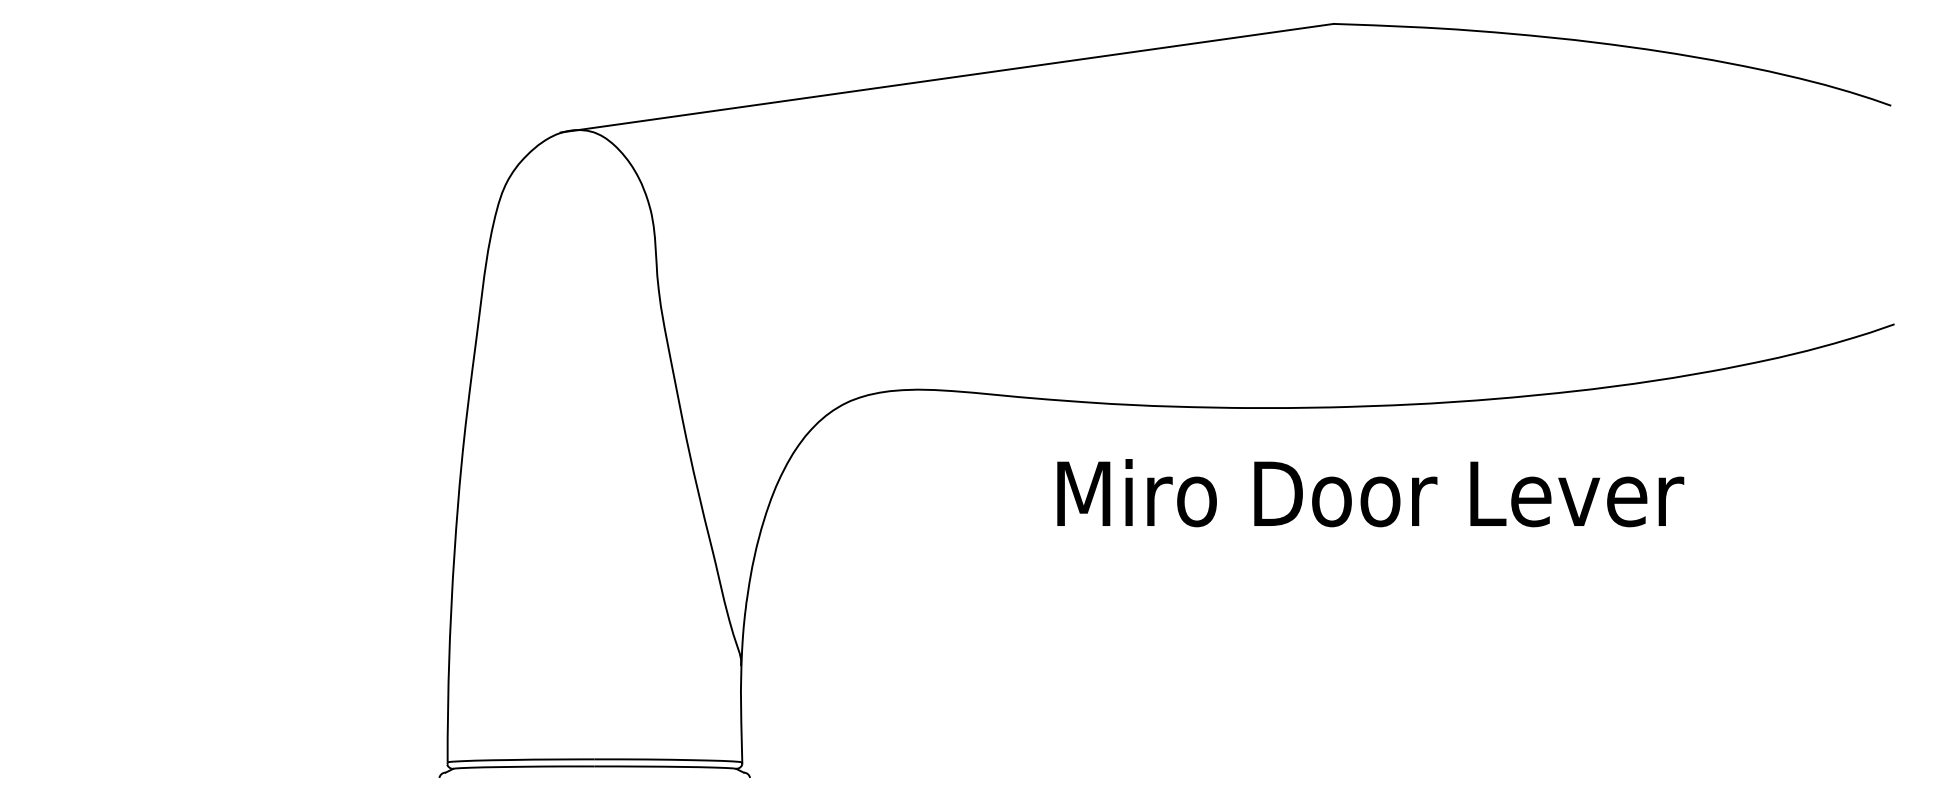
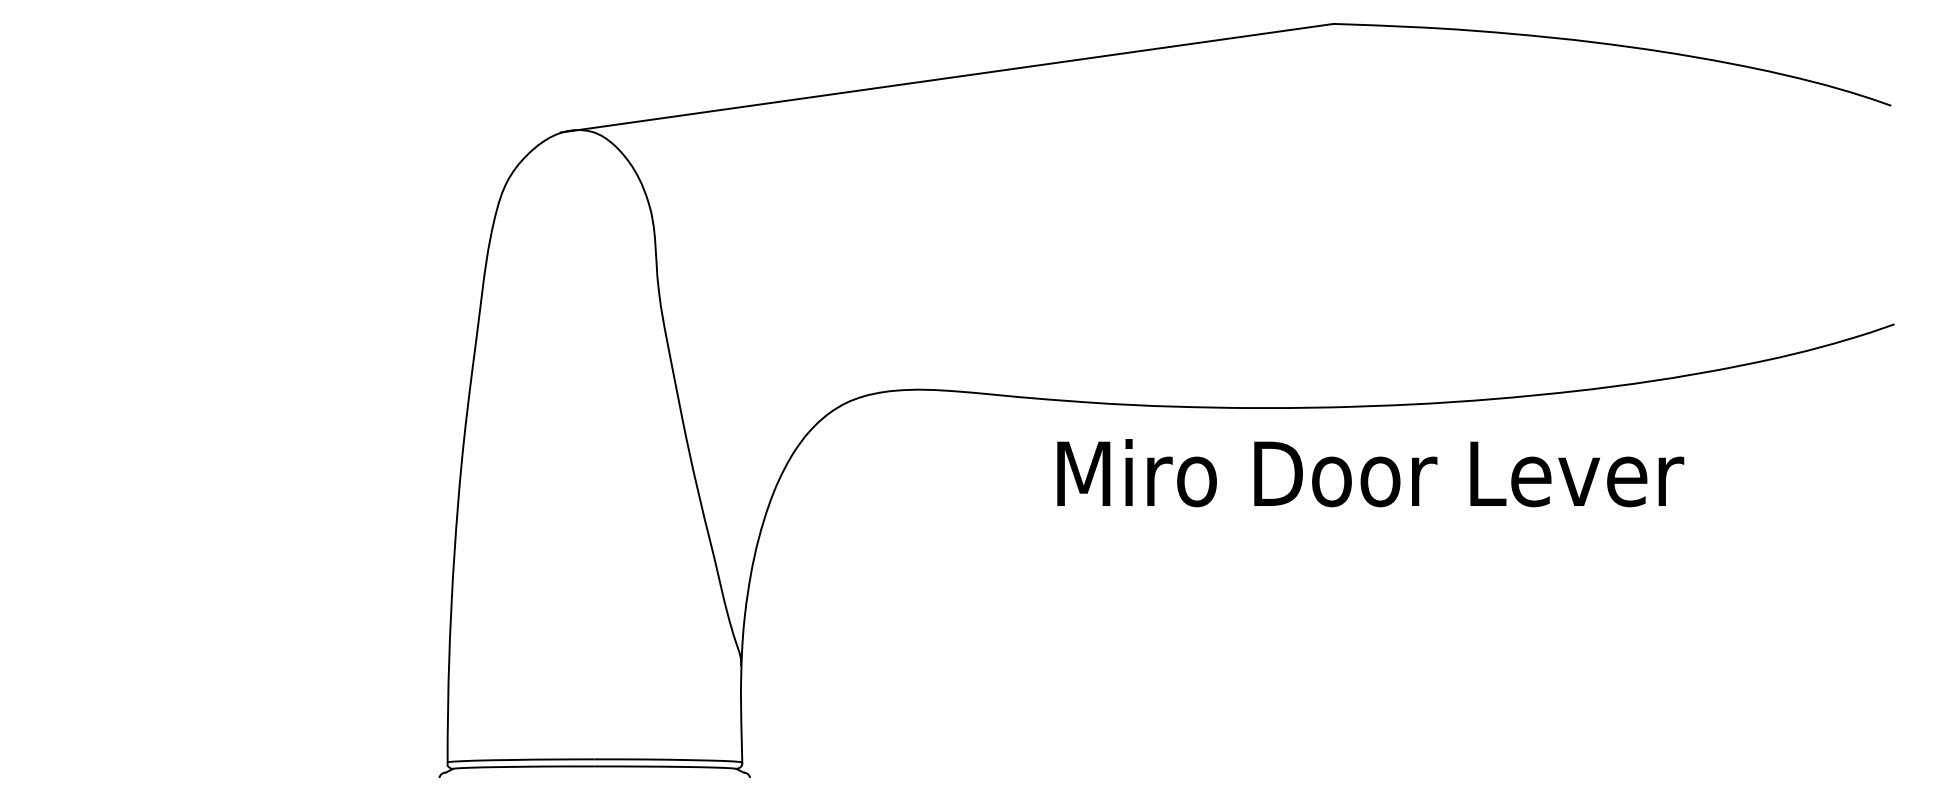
text position: (1370, 493) -> (1370, 473) (1370, 473)
